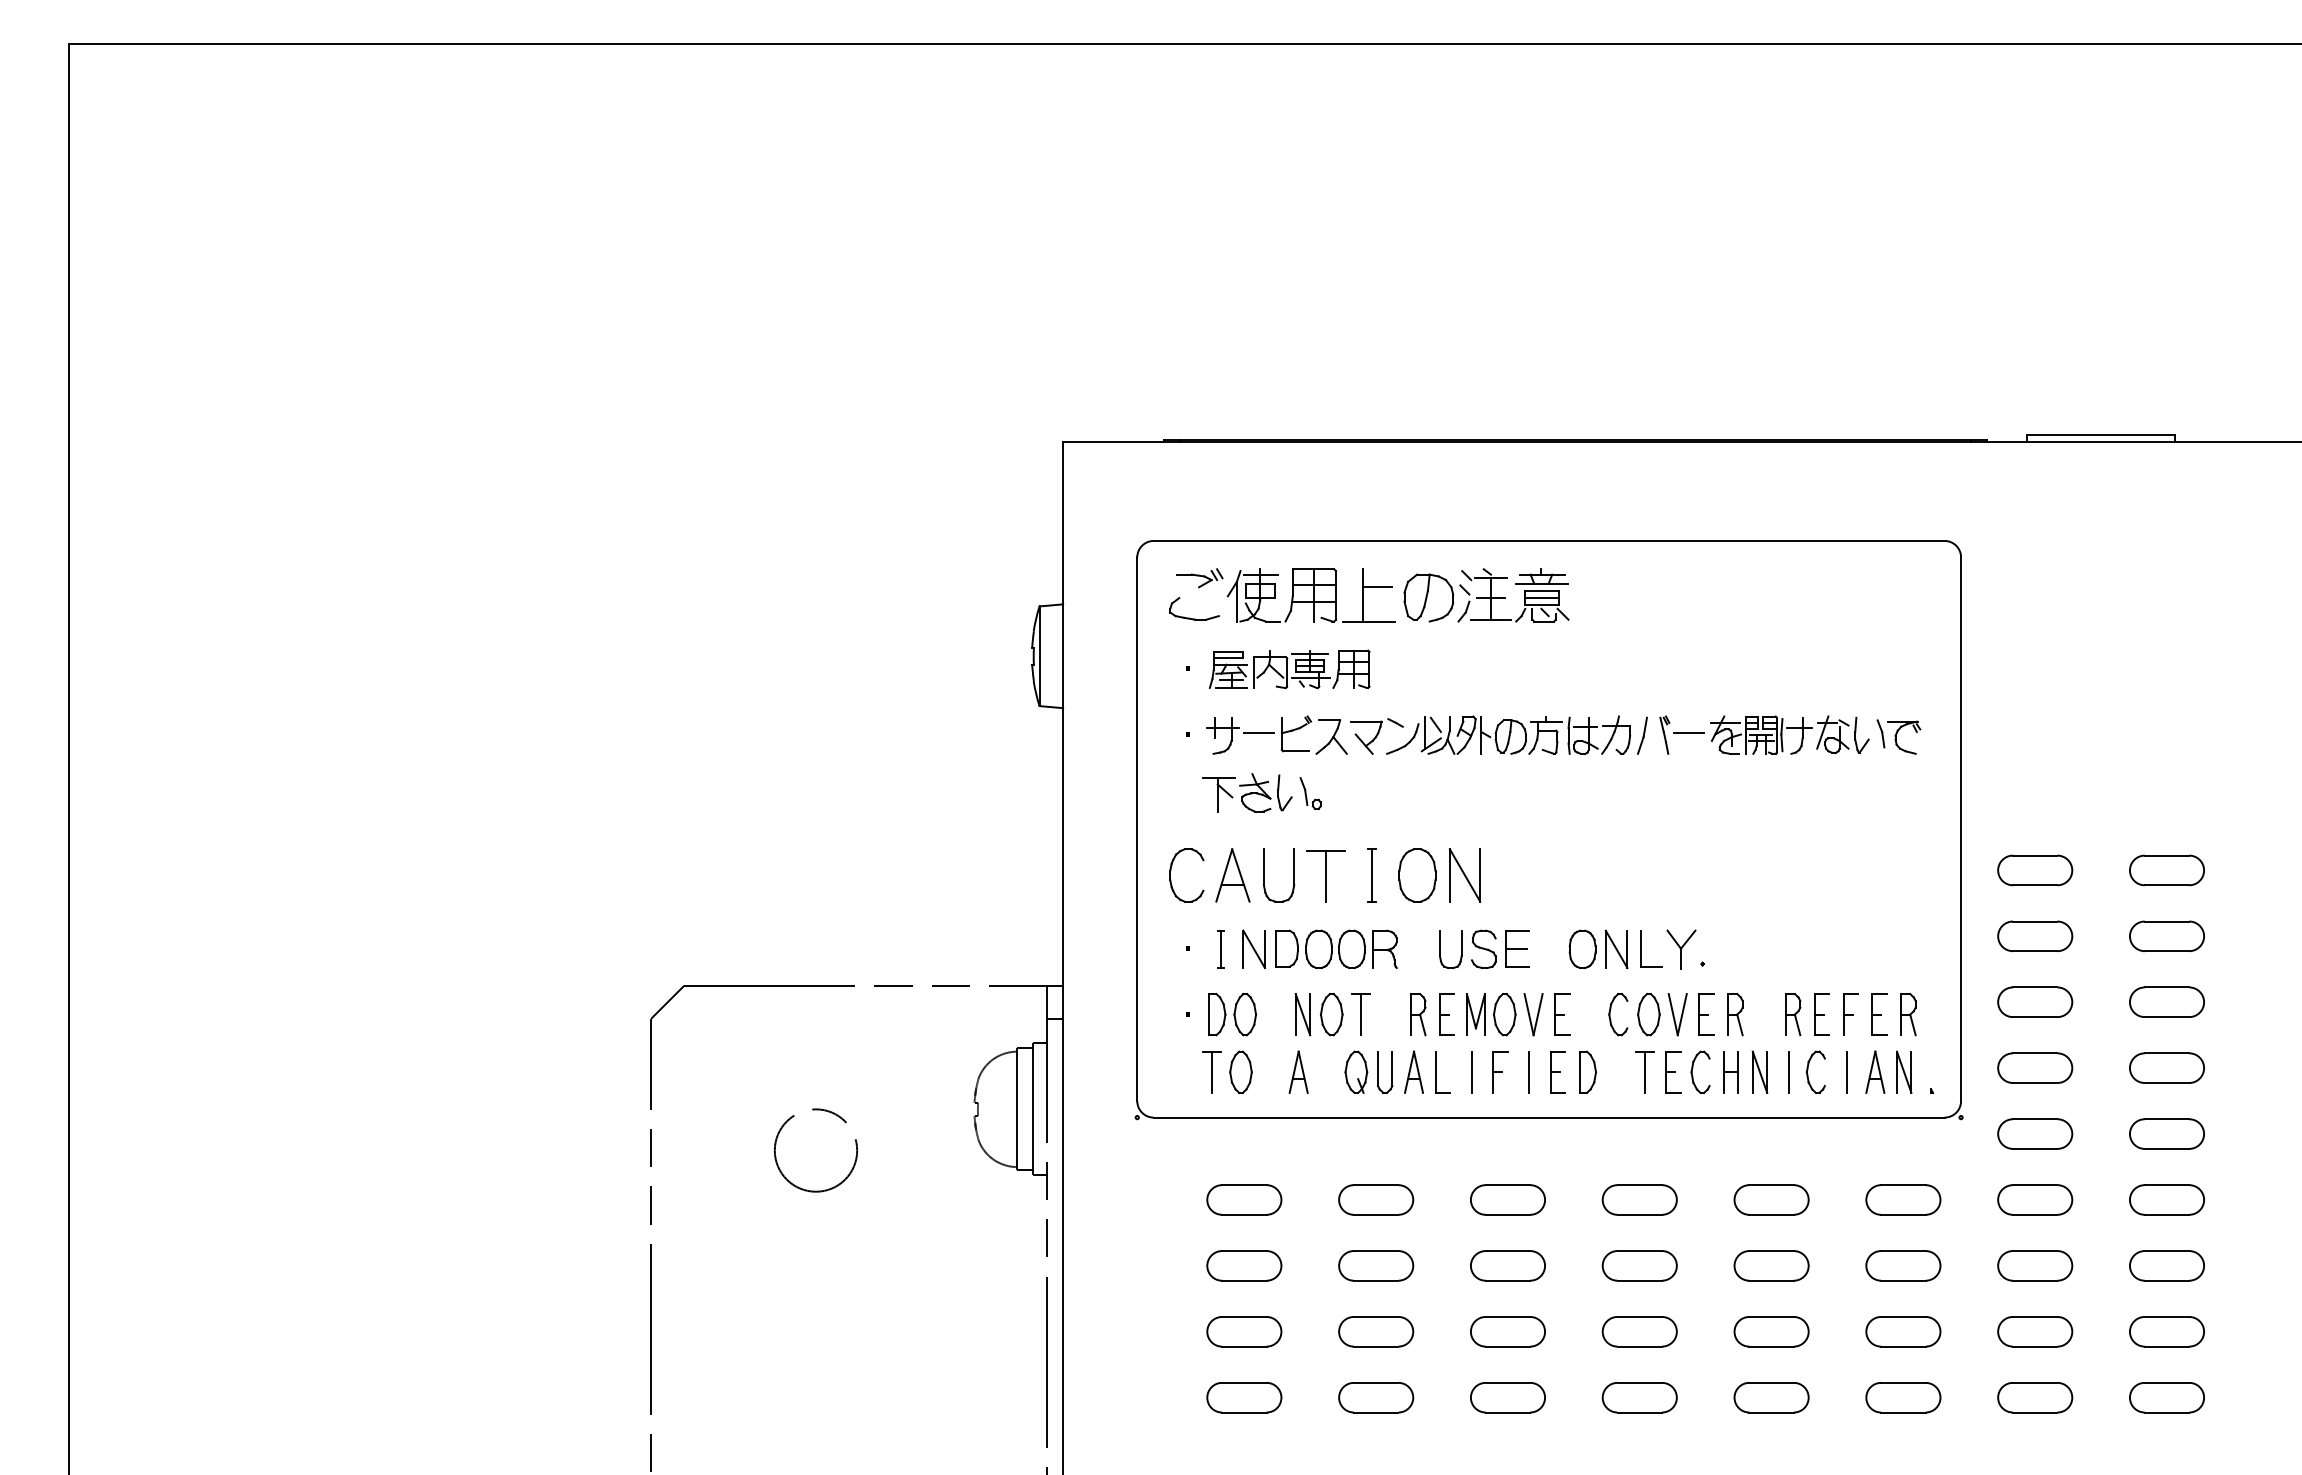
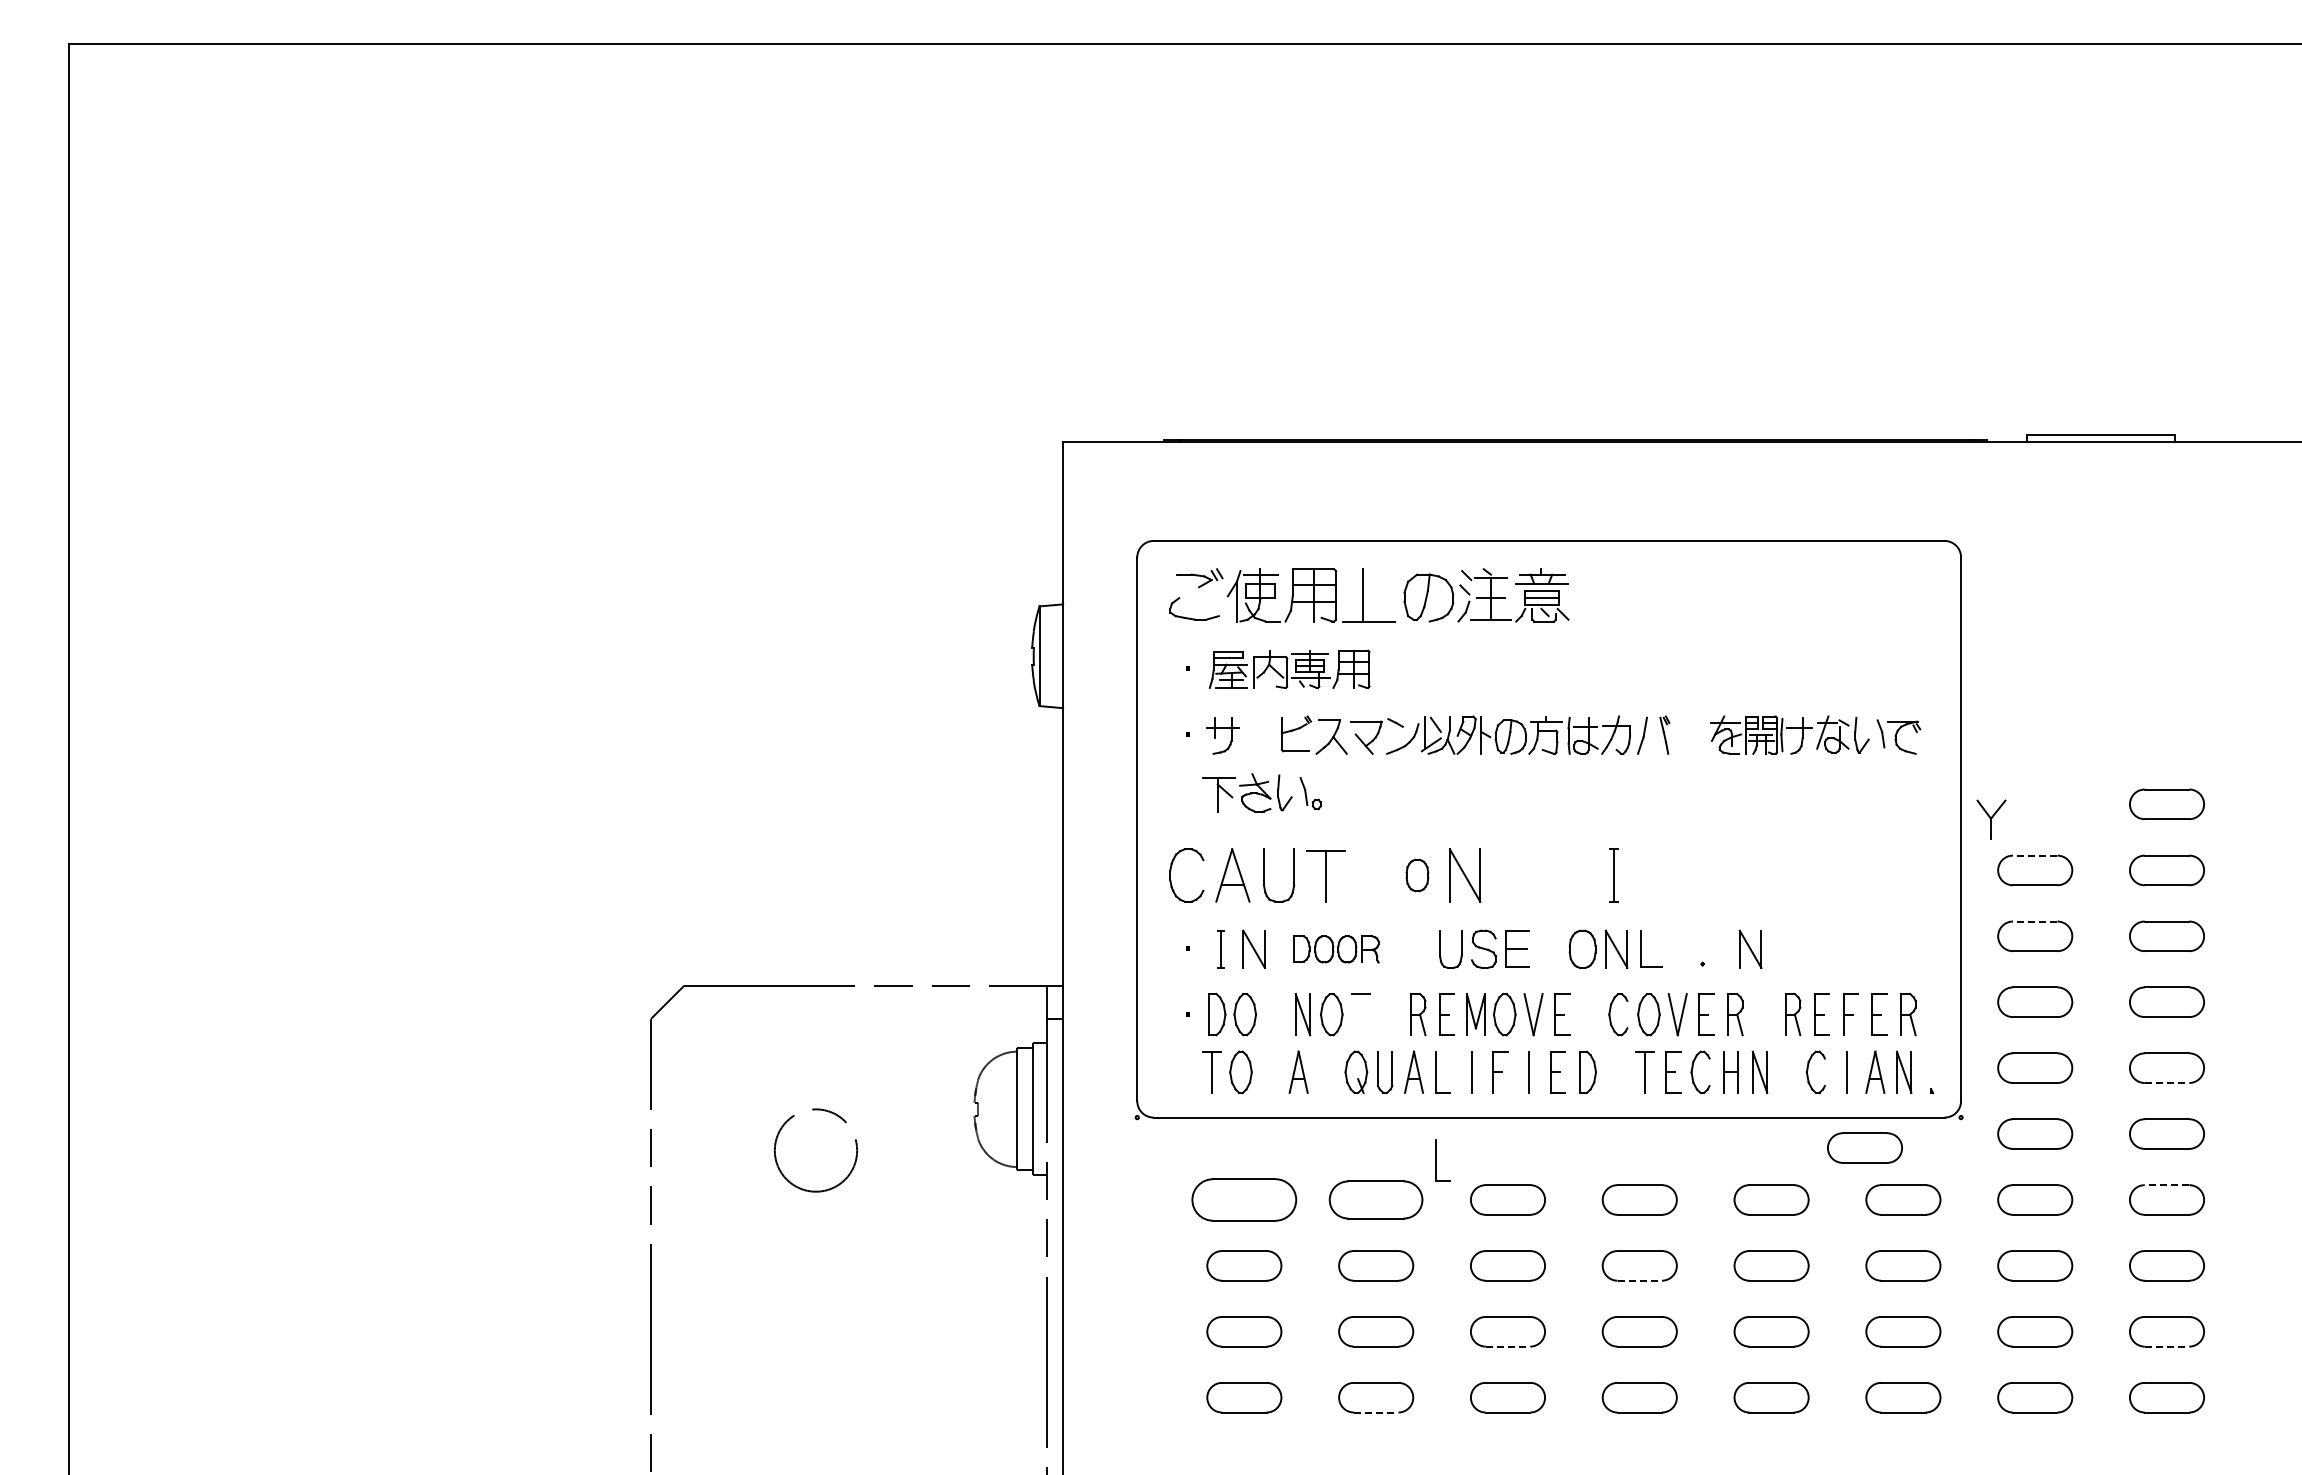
line: present -> none (1377, 587)
line: present -> none (1258, 733)
line: present -> none (1688, 733)
part: none -> present (2166, 803)
line: solid -> dashed (2034, 855)
part position: (1371, 875) -> (1613, 875) (1613, 875)
part size: 39x55 px -> 25x35 px (1417, 875)
line: solid -> dashed (2034, 921)
part size: 123x41 px -> 87x29 px (1336, 949)
part position: (1681, 949) -> (1991, 819) (1991, 819)
part: none -> present (1750, 949)
line: present -> none (1360, 1014)
line: present -> none (1788, 1071)
line: solid -> dashed (2167, 1083)
part: none -> present (1864, 1147)
part: none -> present (1442, 1160)
line: solid -> dashed (2166, 1185)
part size: 77x32 px -> 107x44 px (1244, 1199)
part size: 77x32 px -> 96x40 px (1375, 1199)
line: solid -> dashed (1640, 1280)
line: solid -> dashed (1508, 1346)
line: solid -> dashed (2167, 1346)
line: solid -> dashed (1376, 1412)
